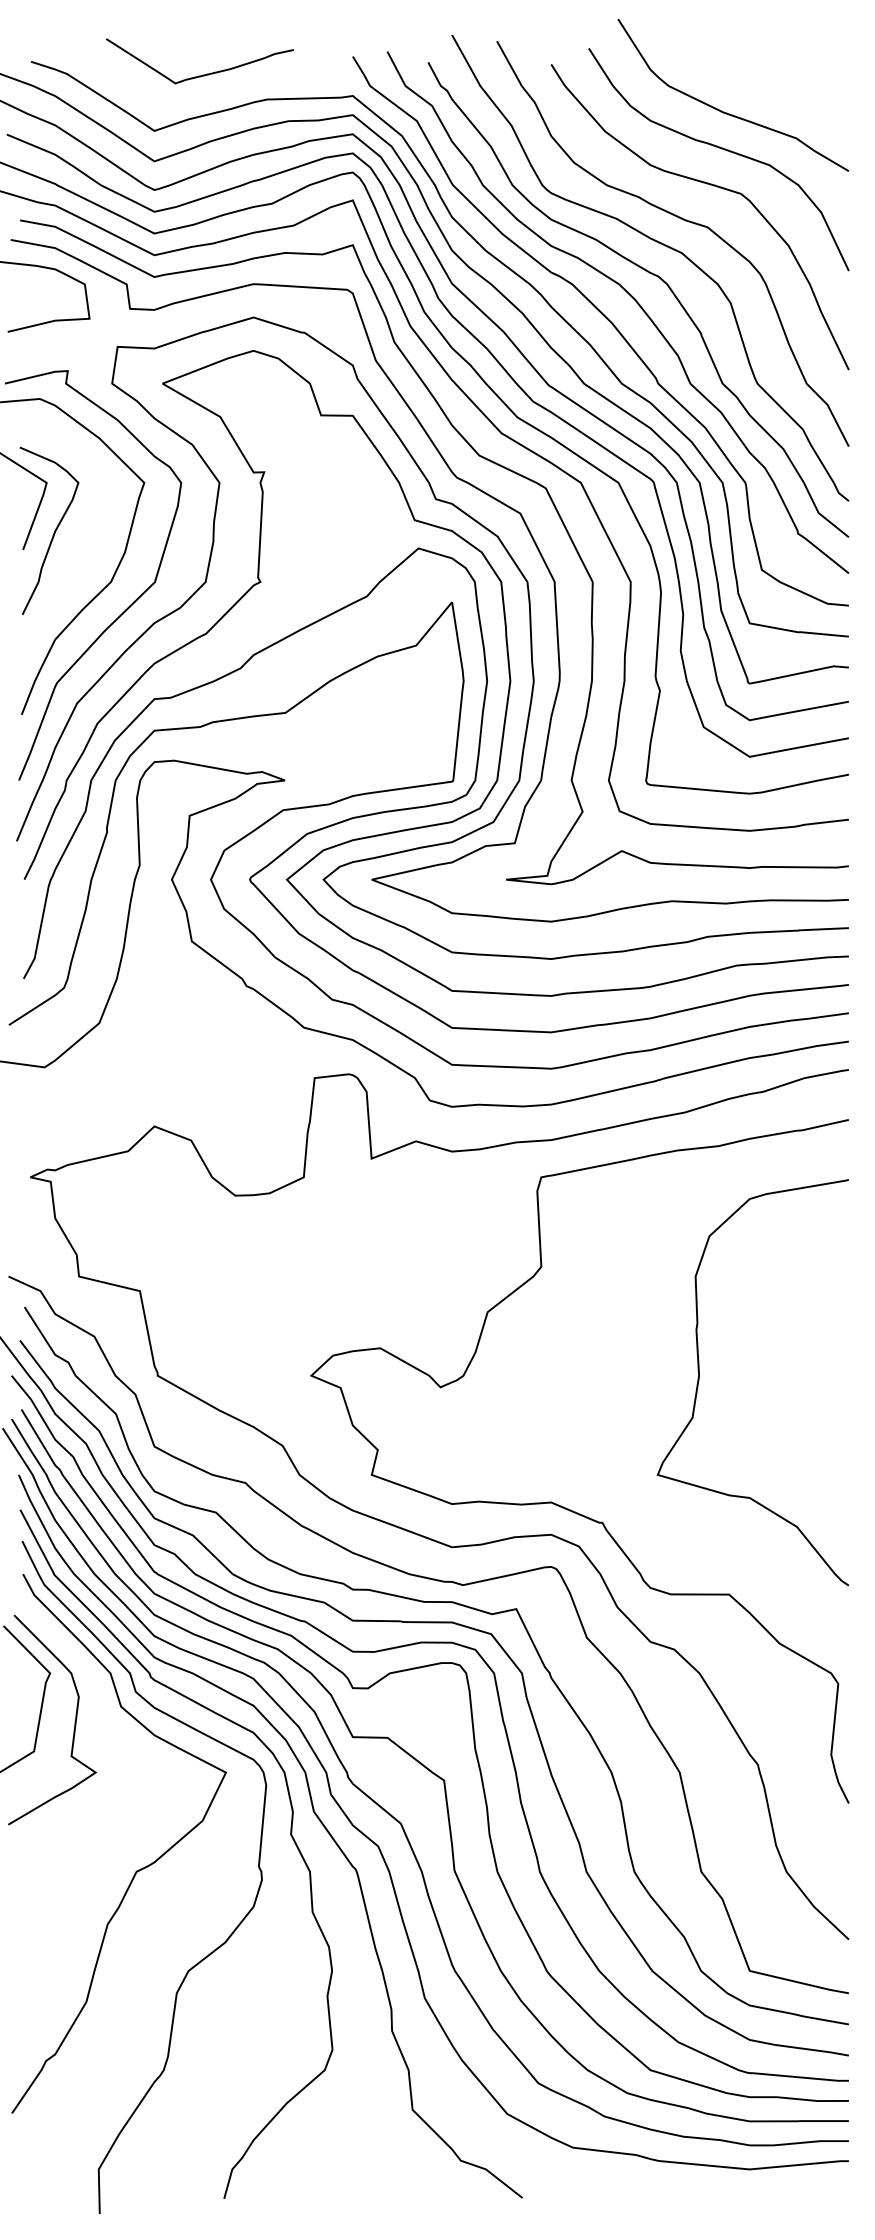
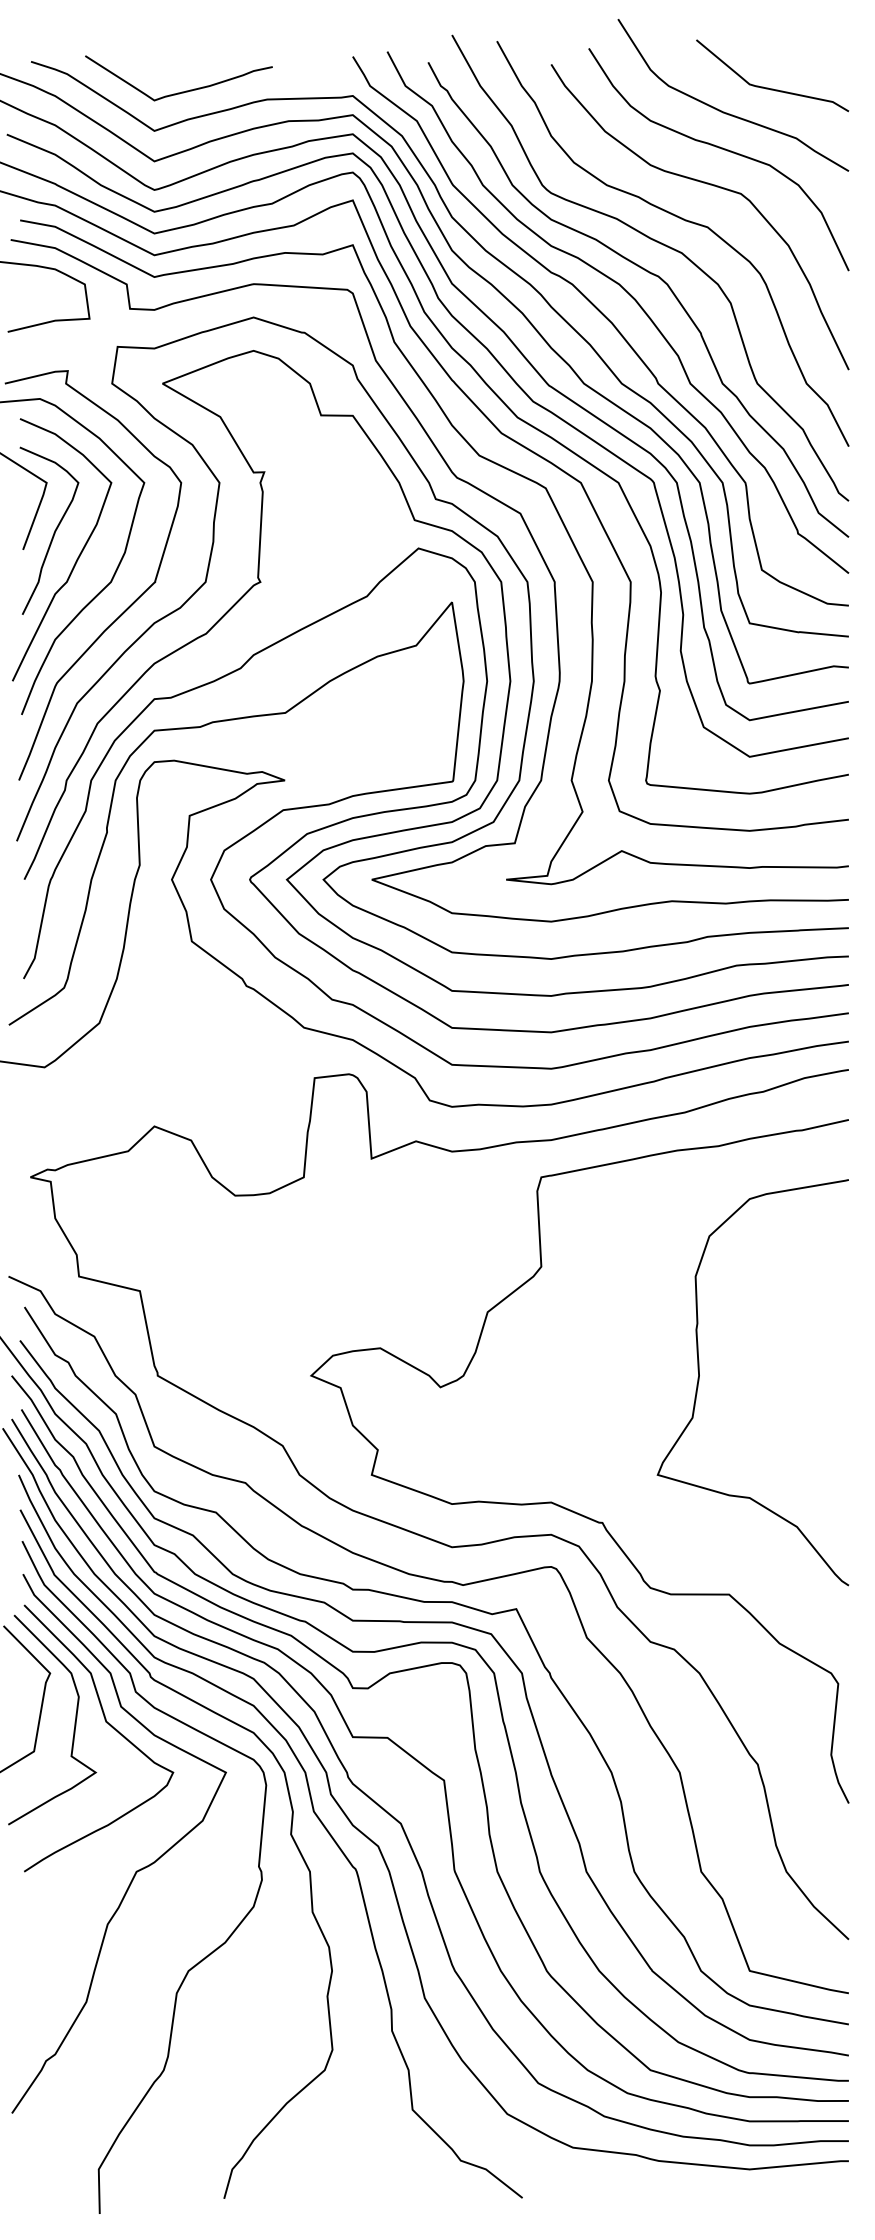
curve position: (202, 74) -> (181, 91) (181, 91)
curve: none -> present (768, 87)
curve: none -> present (77, 557)
curve: none -> present (110, 1726)
